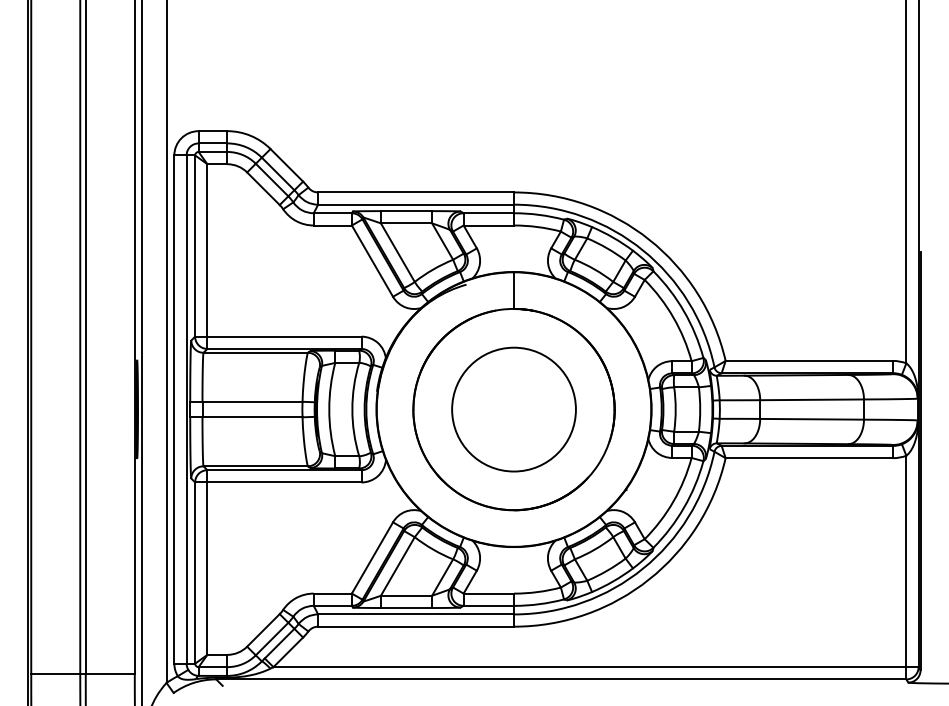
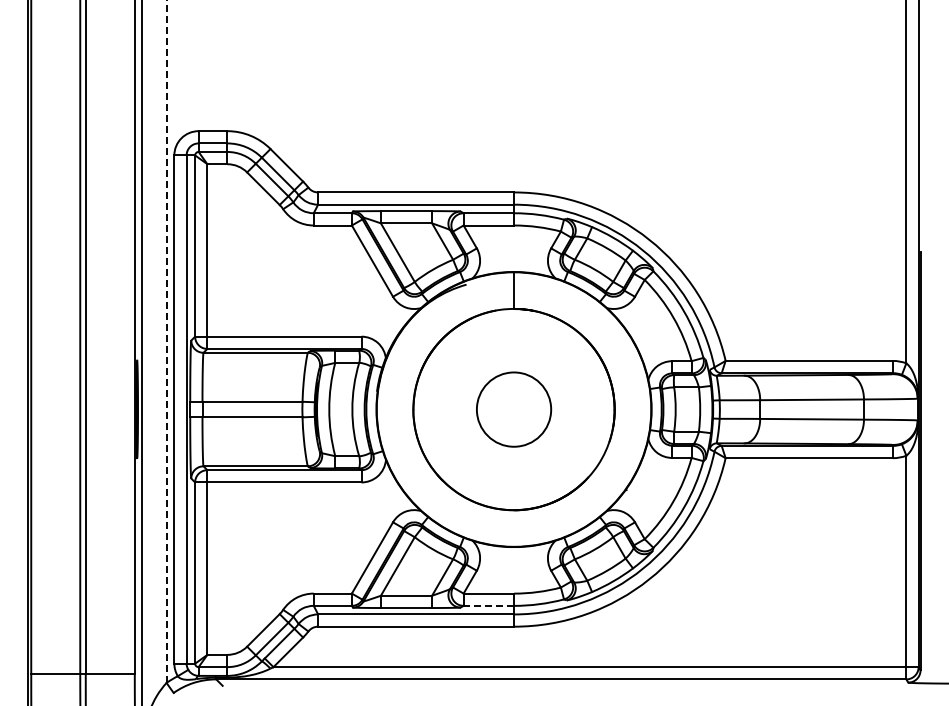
line: solid -> dashed (166, 341)
circle diameter: 124 px -> 74 px (513, 409)
line: solid -> dashed (488, 605)
